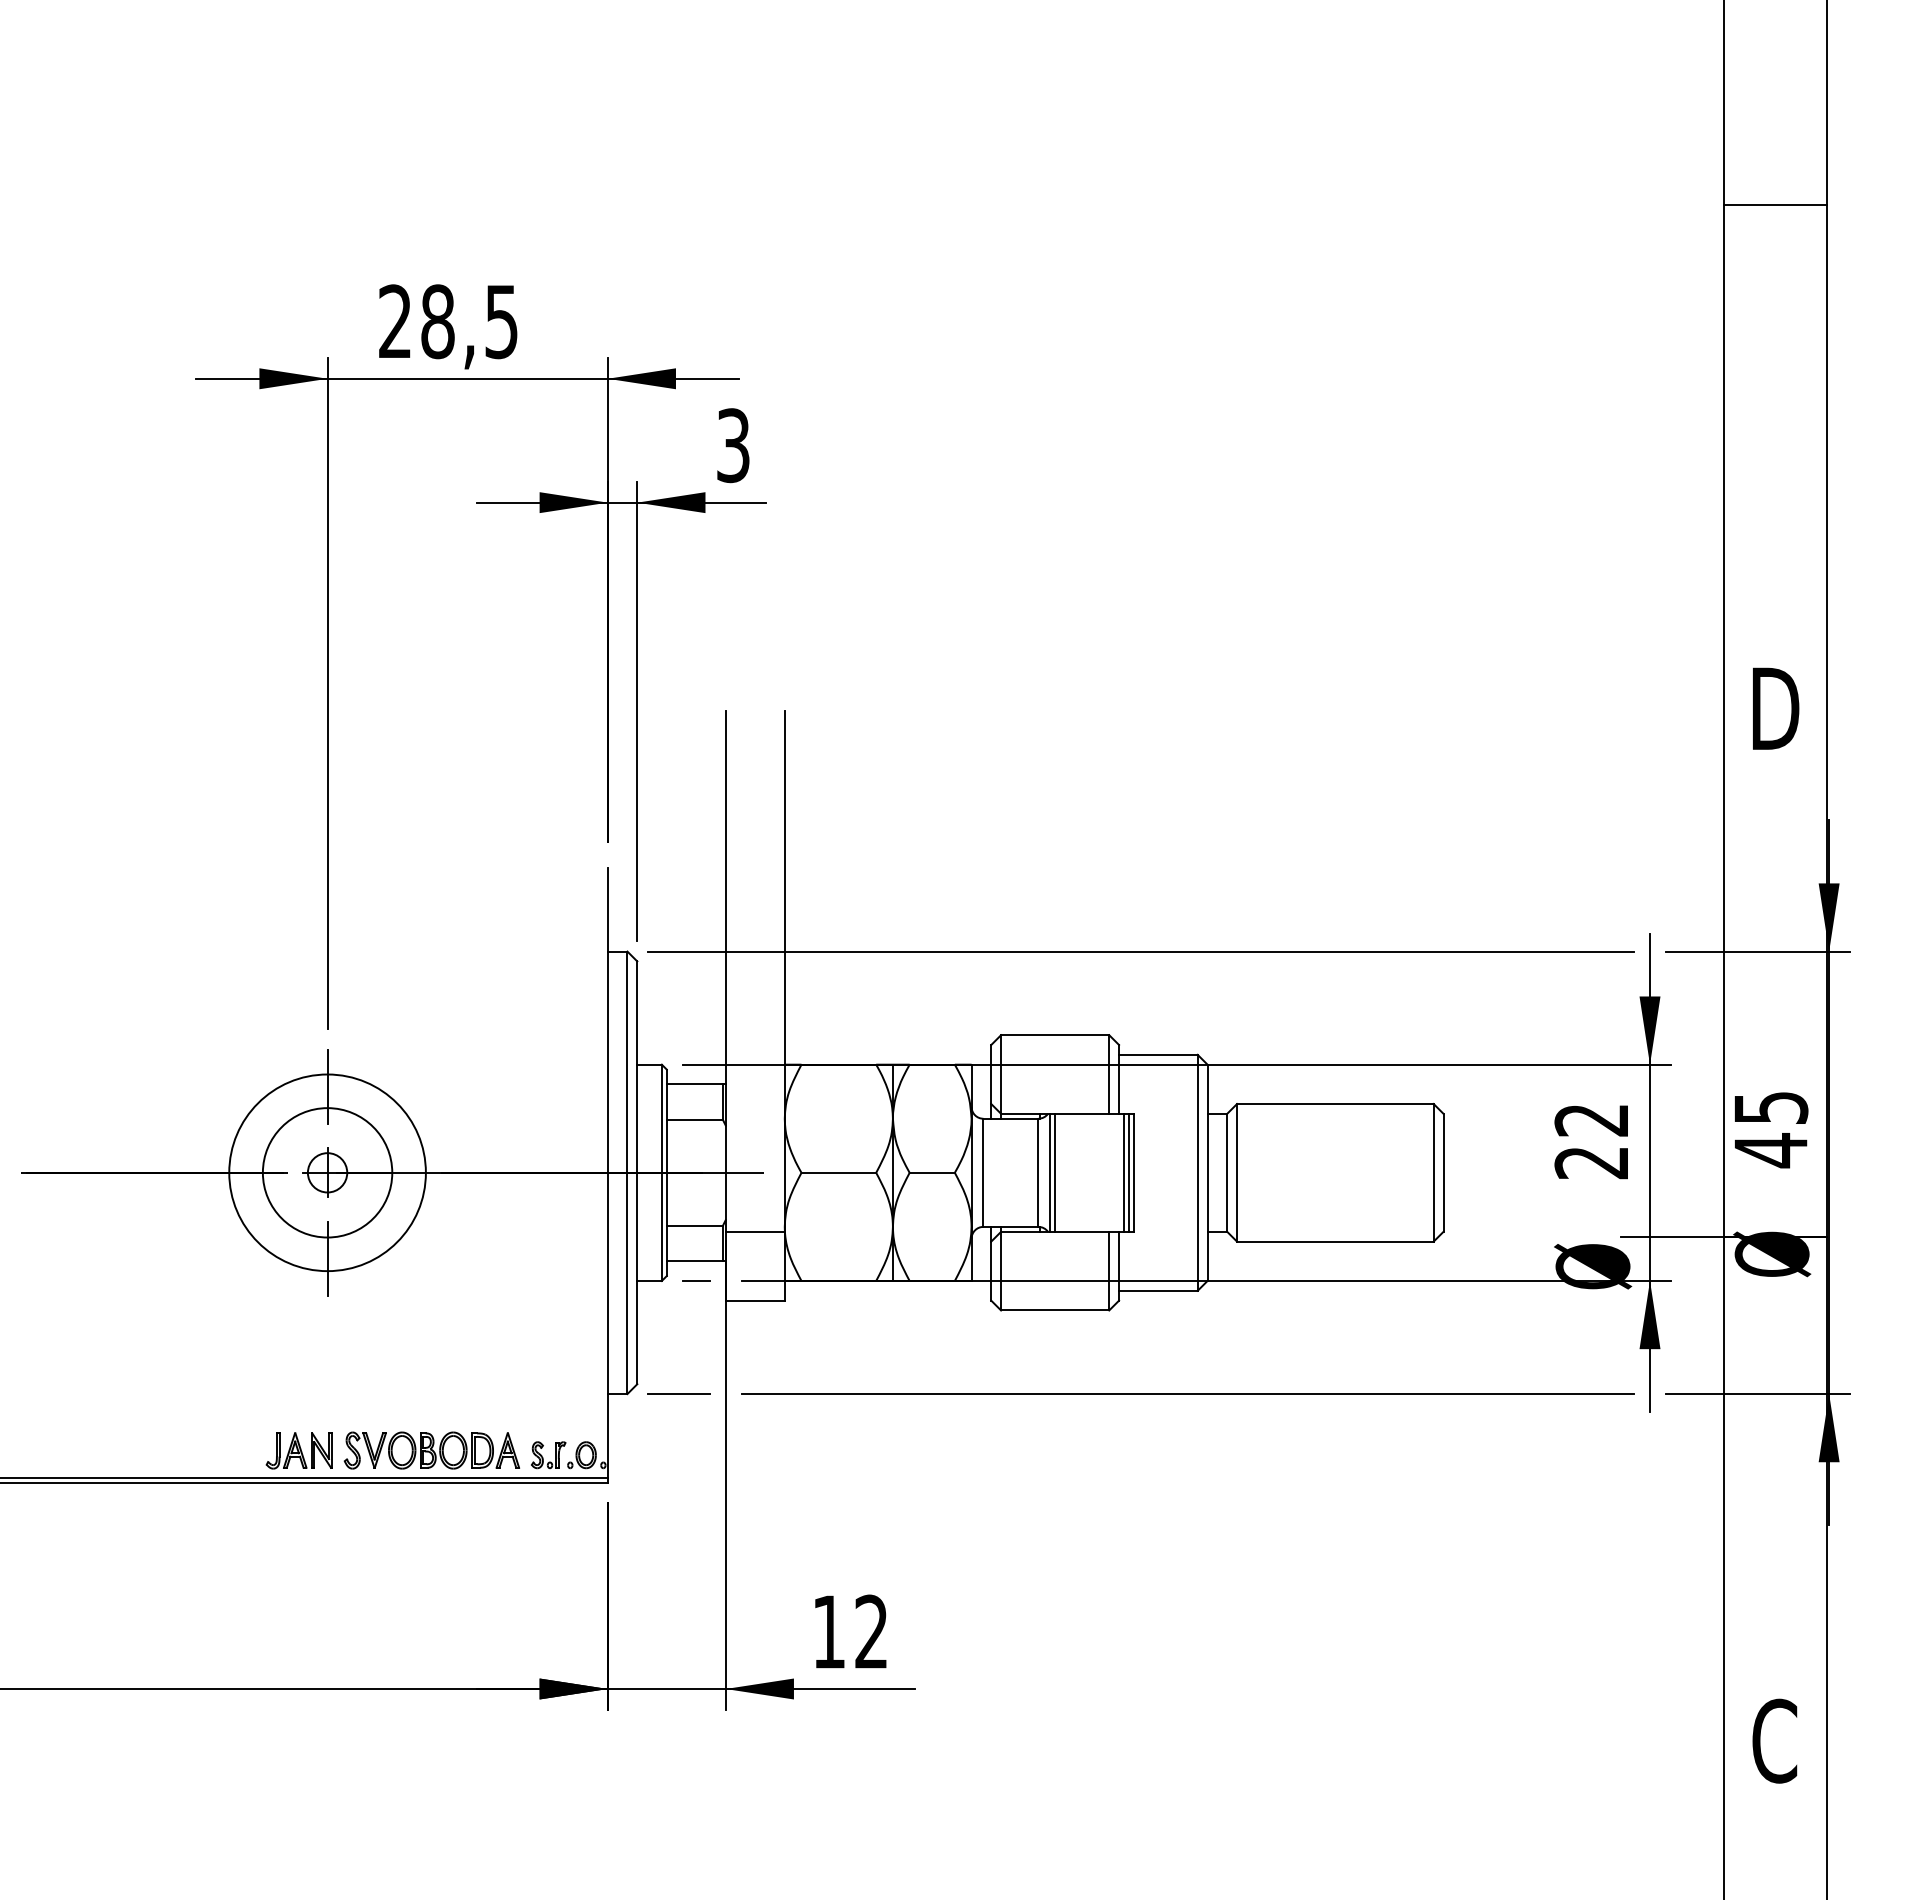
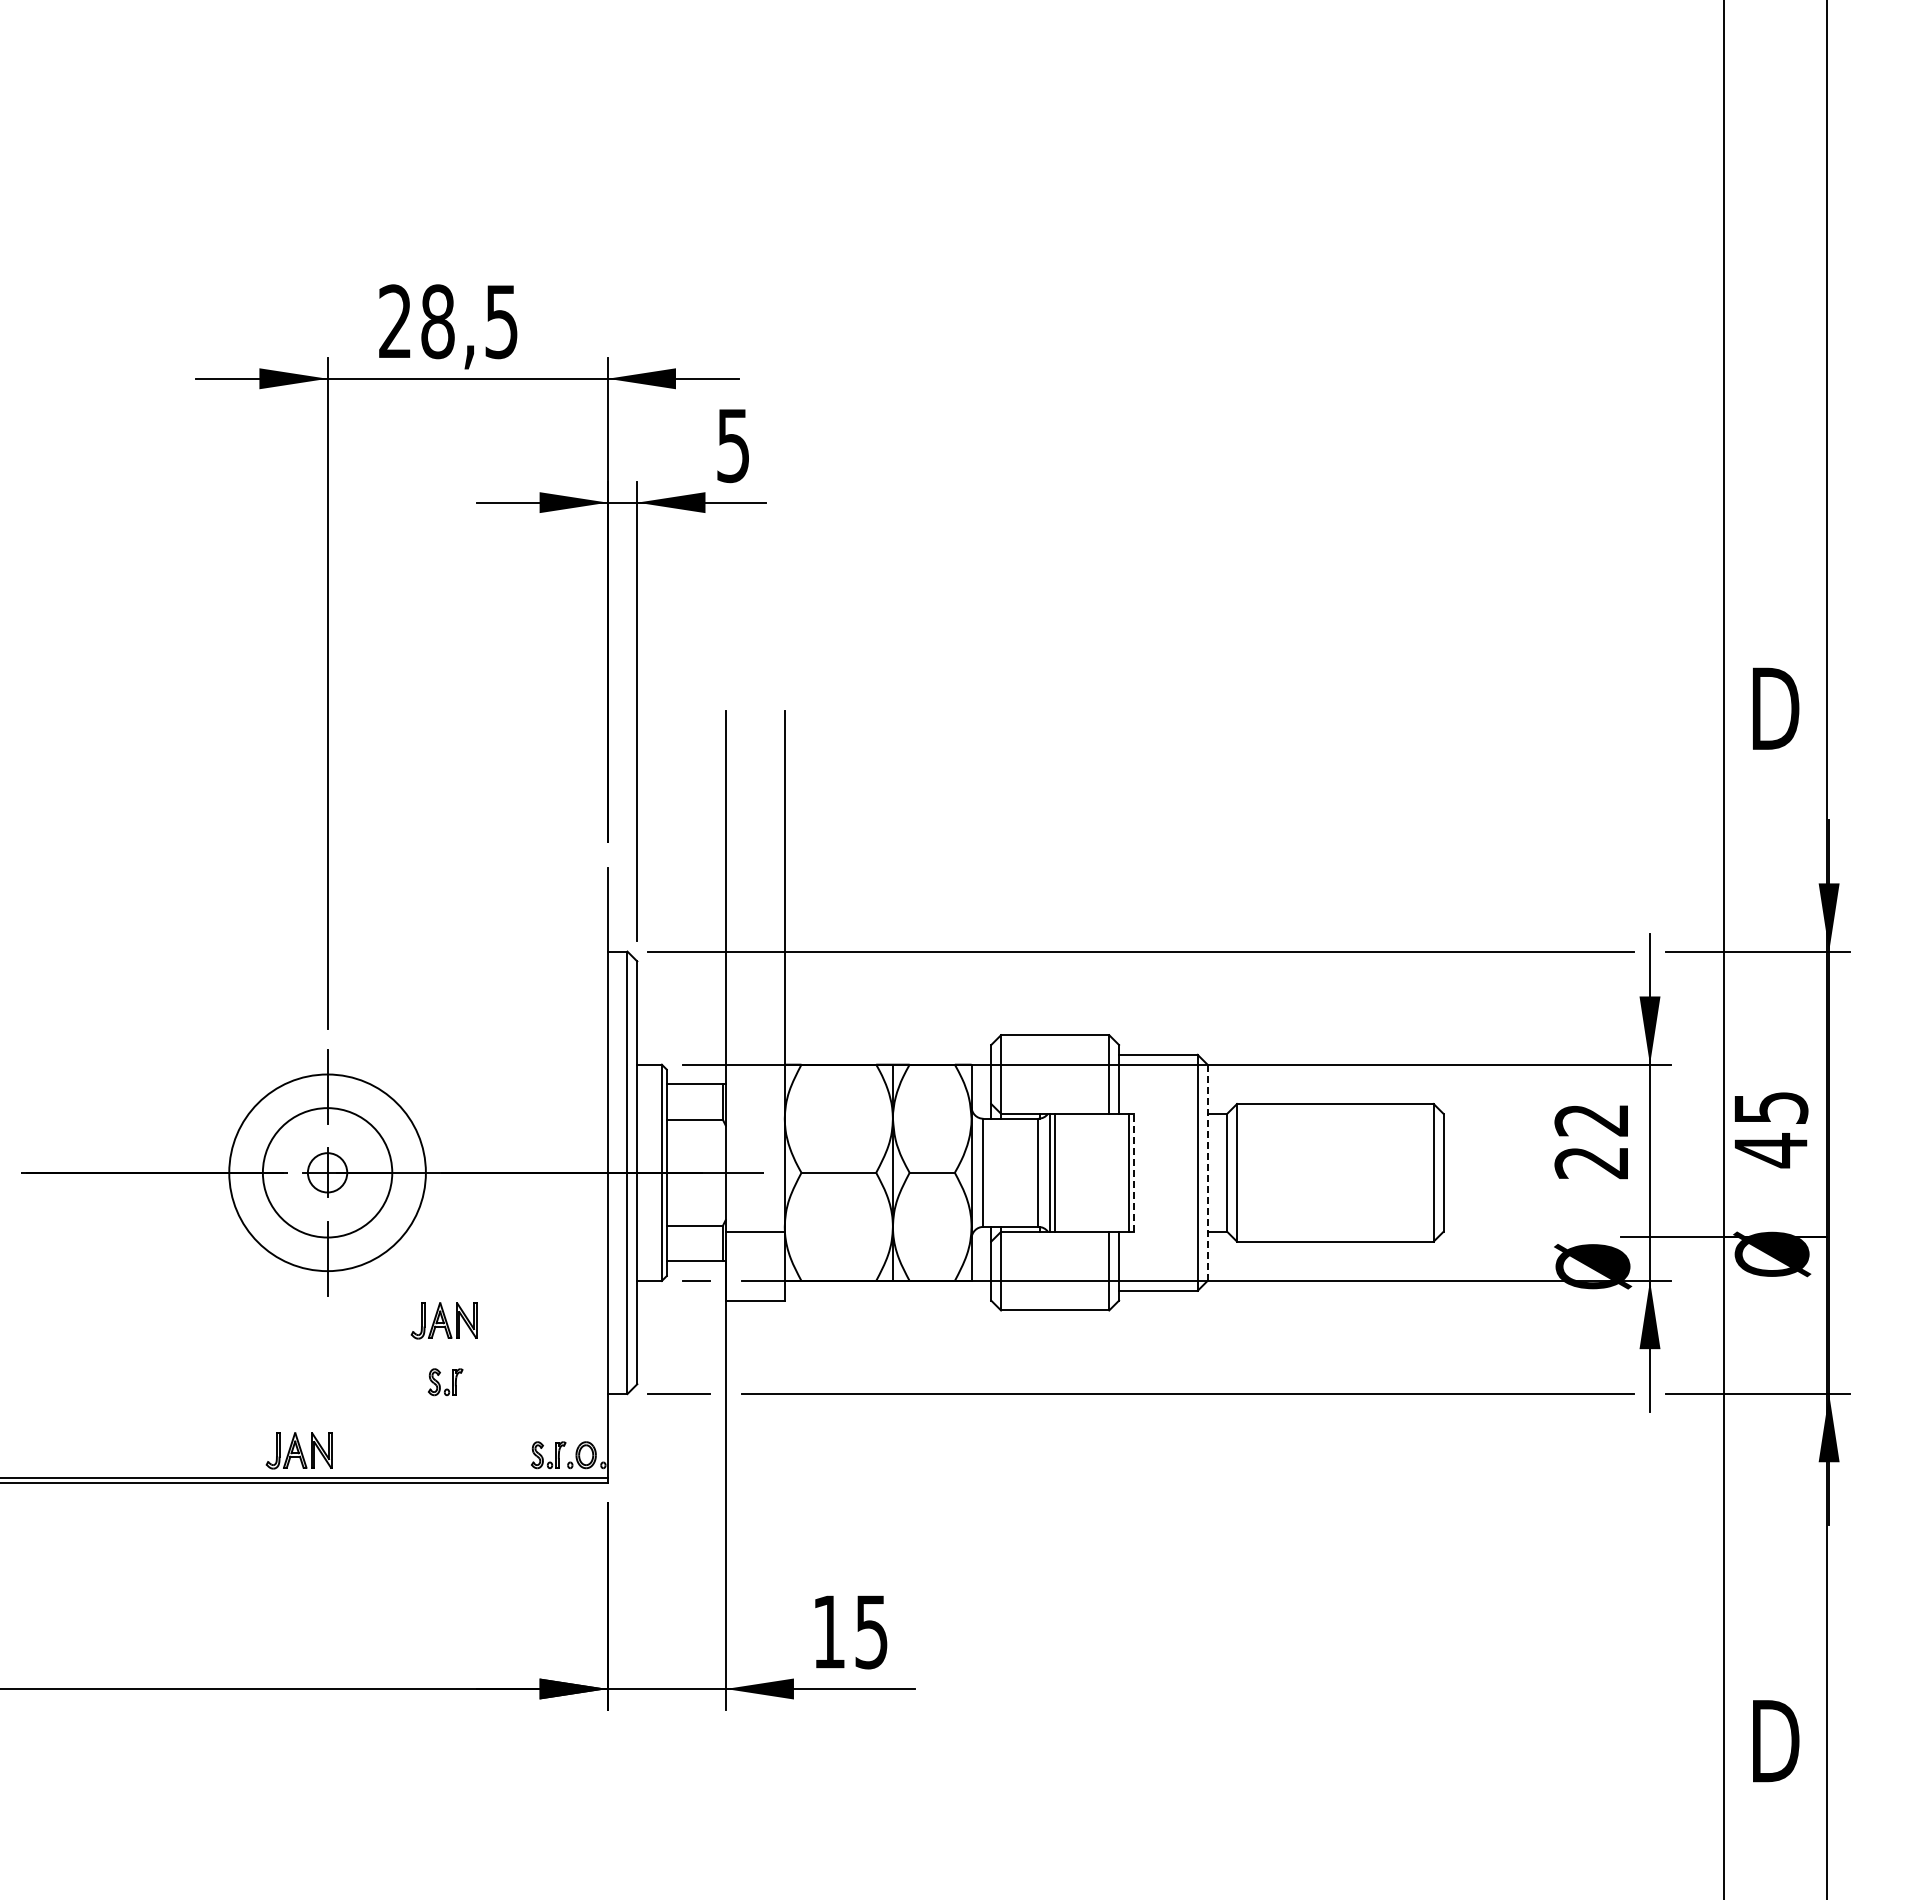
line: present -> none (1775, 204)
text: 3 -> 5 (733, 445)
line: present -> none (1123, 1172)
line: solid -> dashed (1133, 1172)
line: solid -> dashed (1207, 1173)
part: none -> present (443, 1320)
part: none -> present (445, 1382)
part: present -> none (431, 1450)
text: 12 -> 15 (871, 1631)
text: C -> D (1775, 1740)
